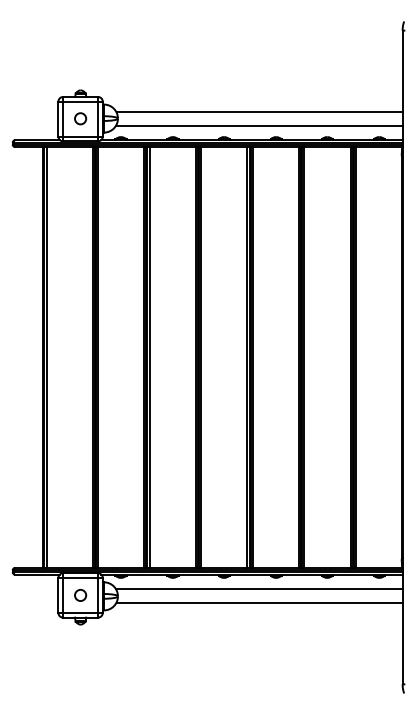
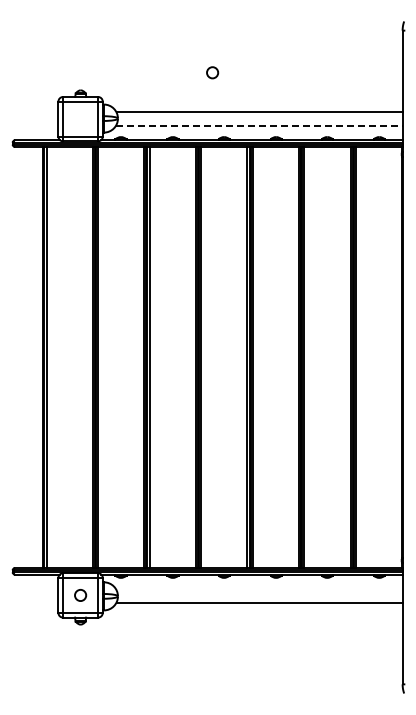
circle position: (80, 118) -> (212, 72) (212, 72)
line: solid -> dashed (259, 126)
line: present -> none (258, 588)
